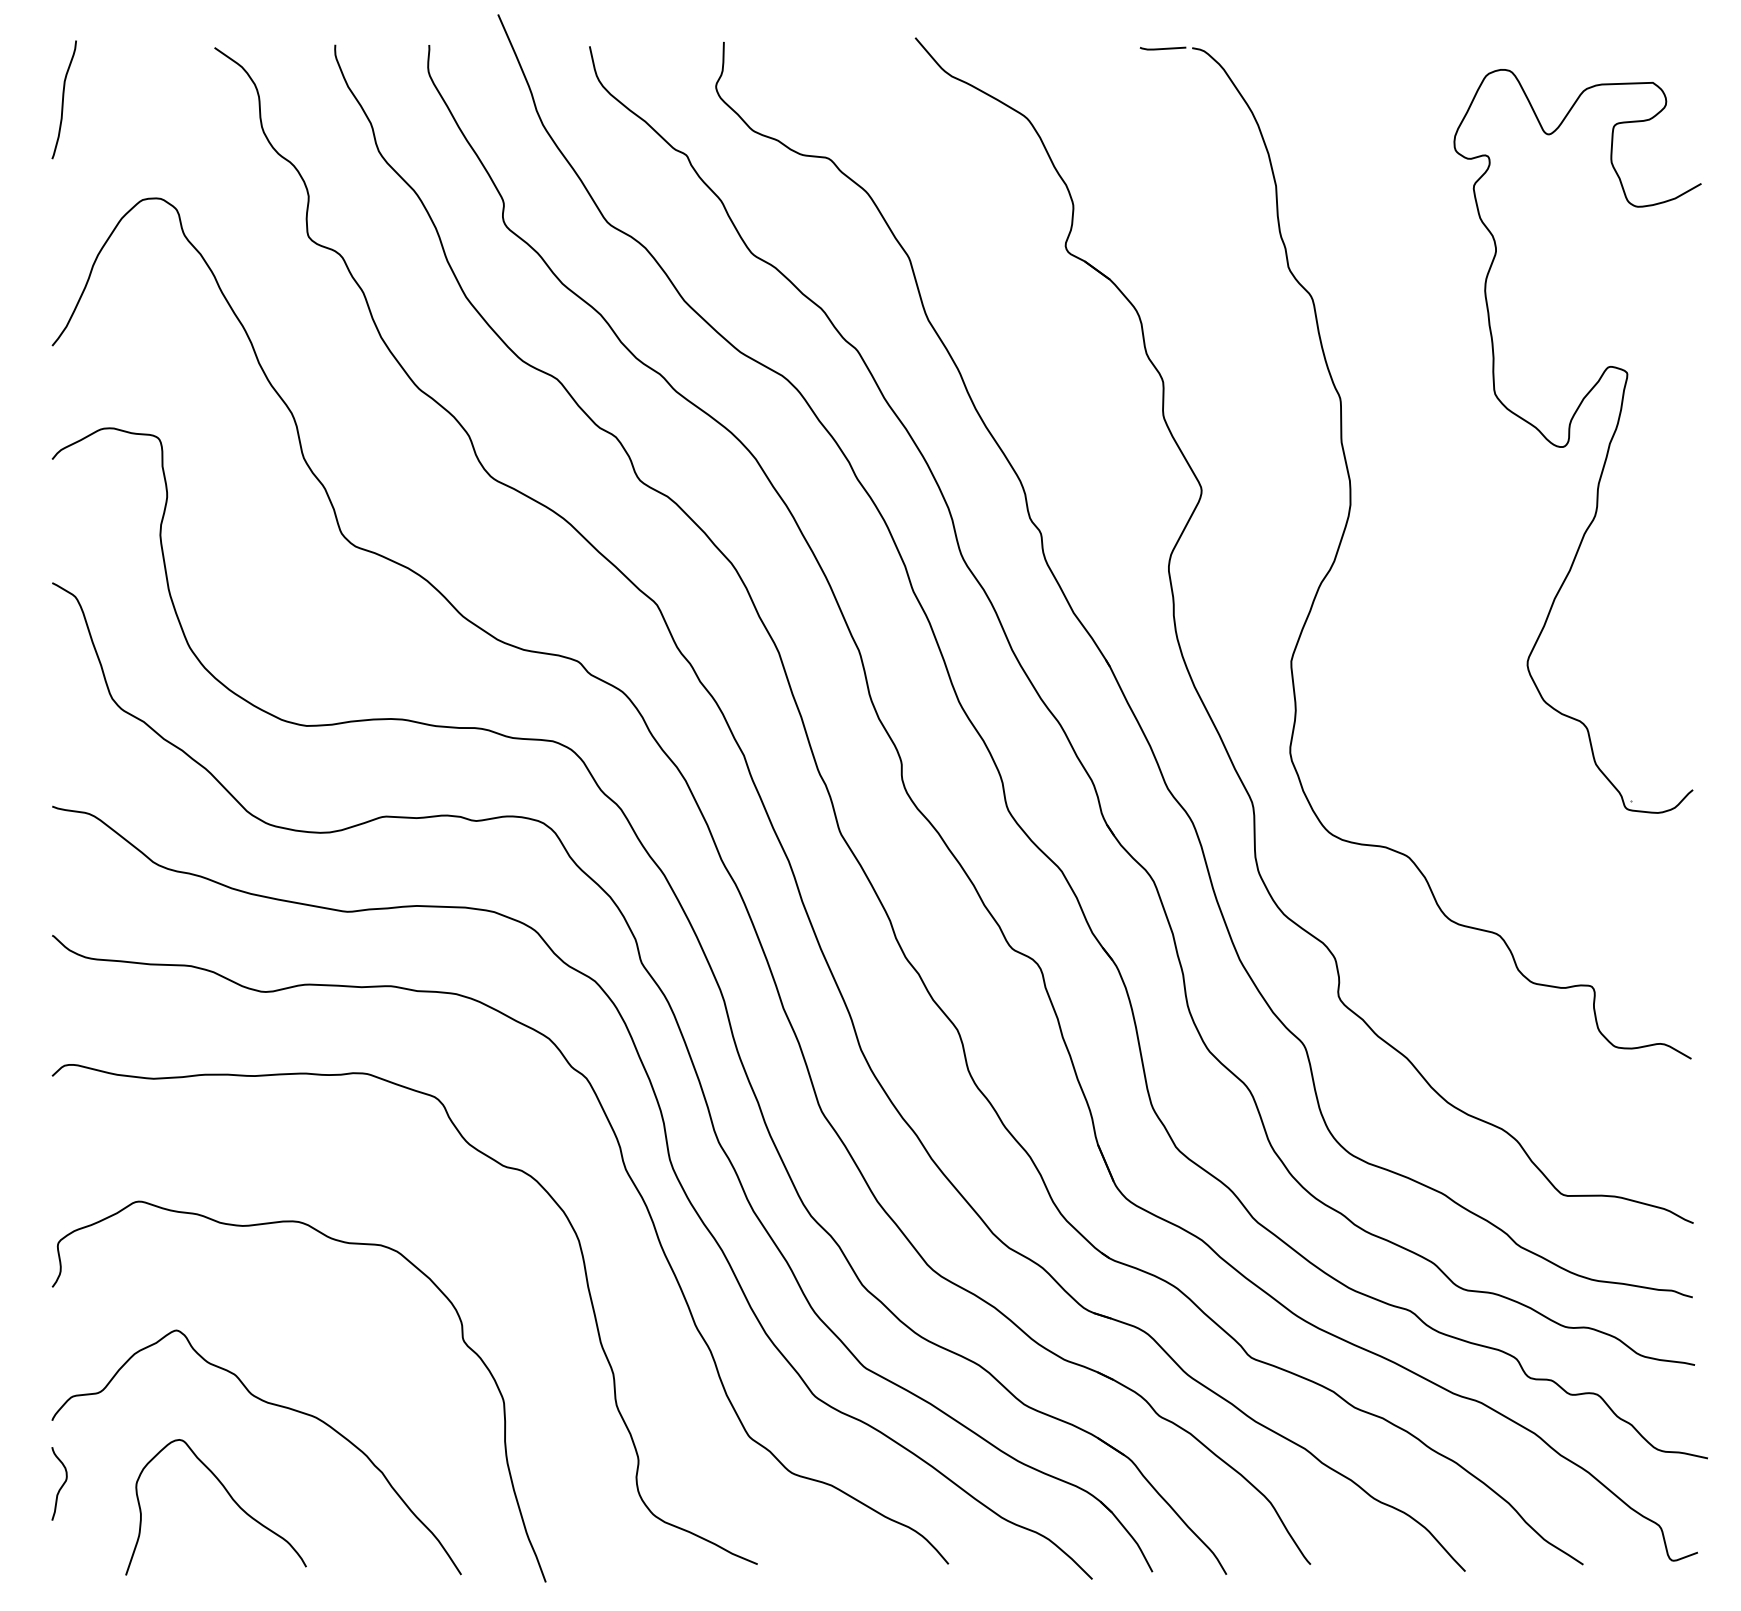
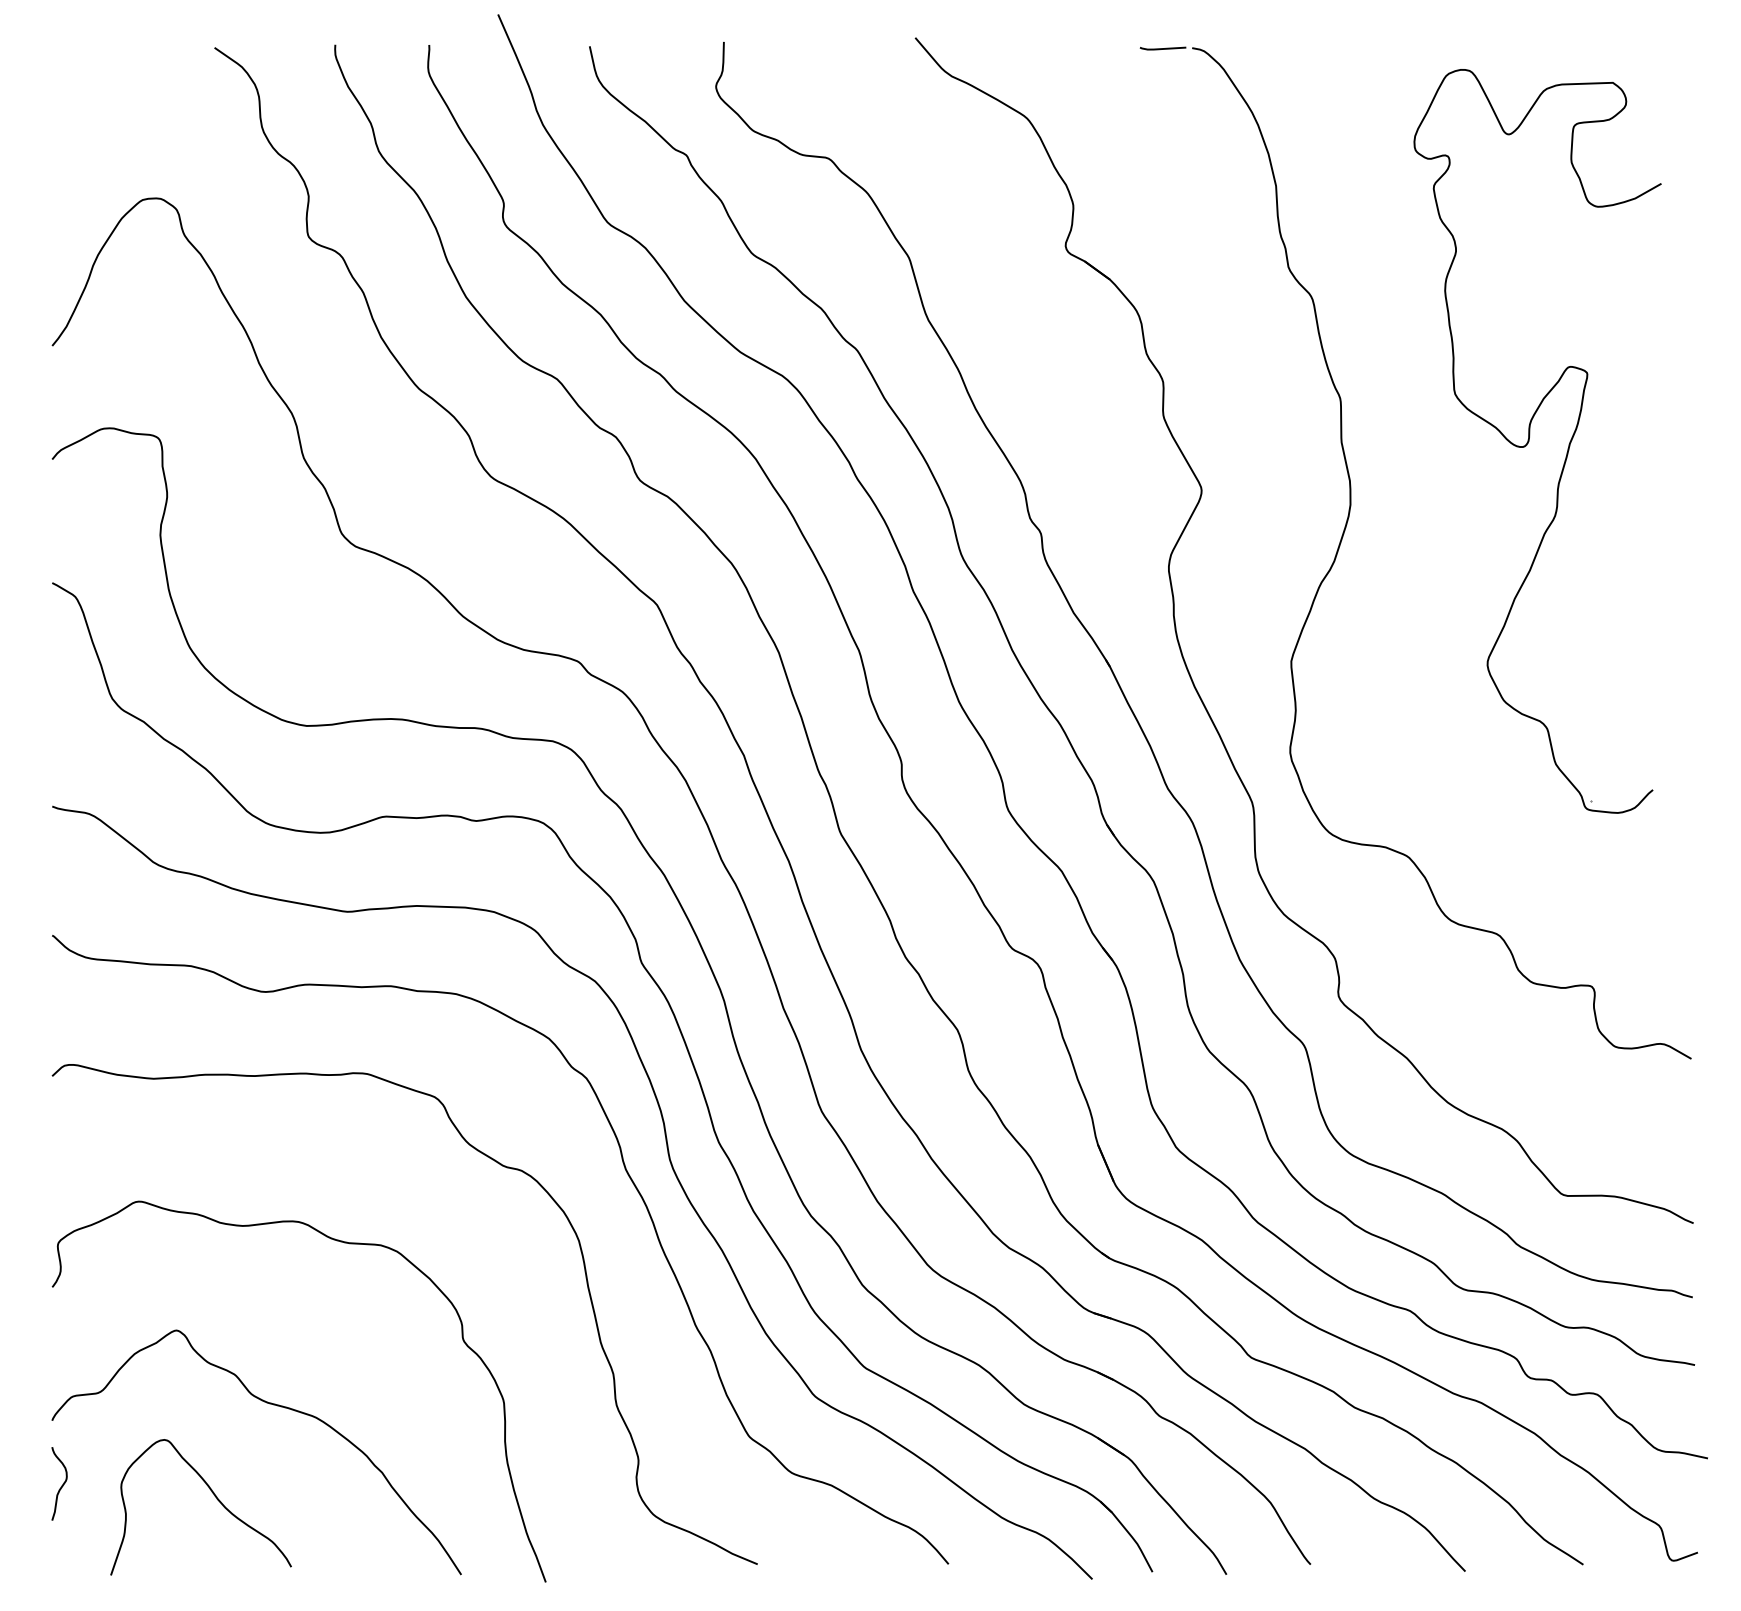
curve: present -> none (63, 99)
part position: (1569, 441) -> (1529, 441) (1529, 441)
curve position: (229, 1496) -> (214, 1496) (214, 1496)
